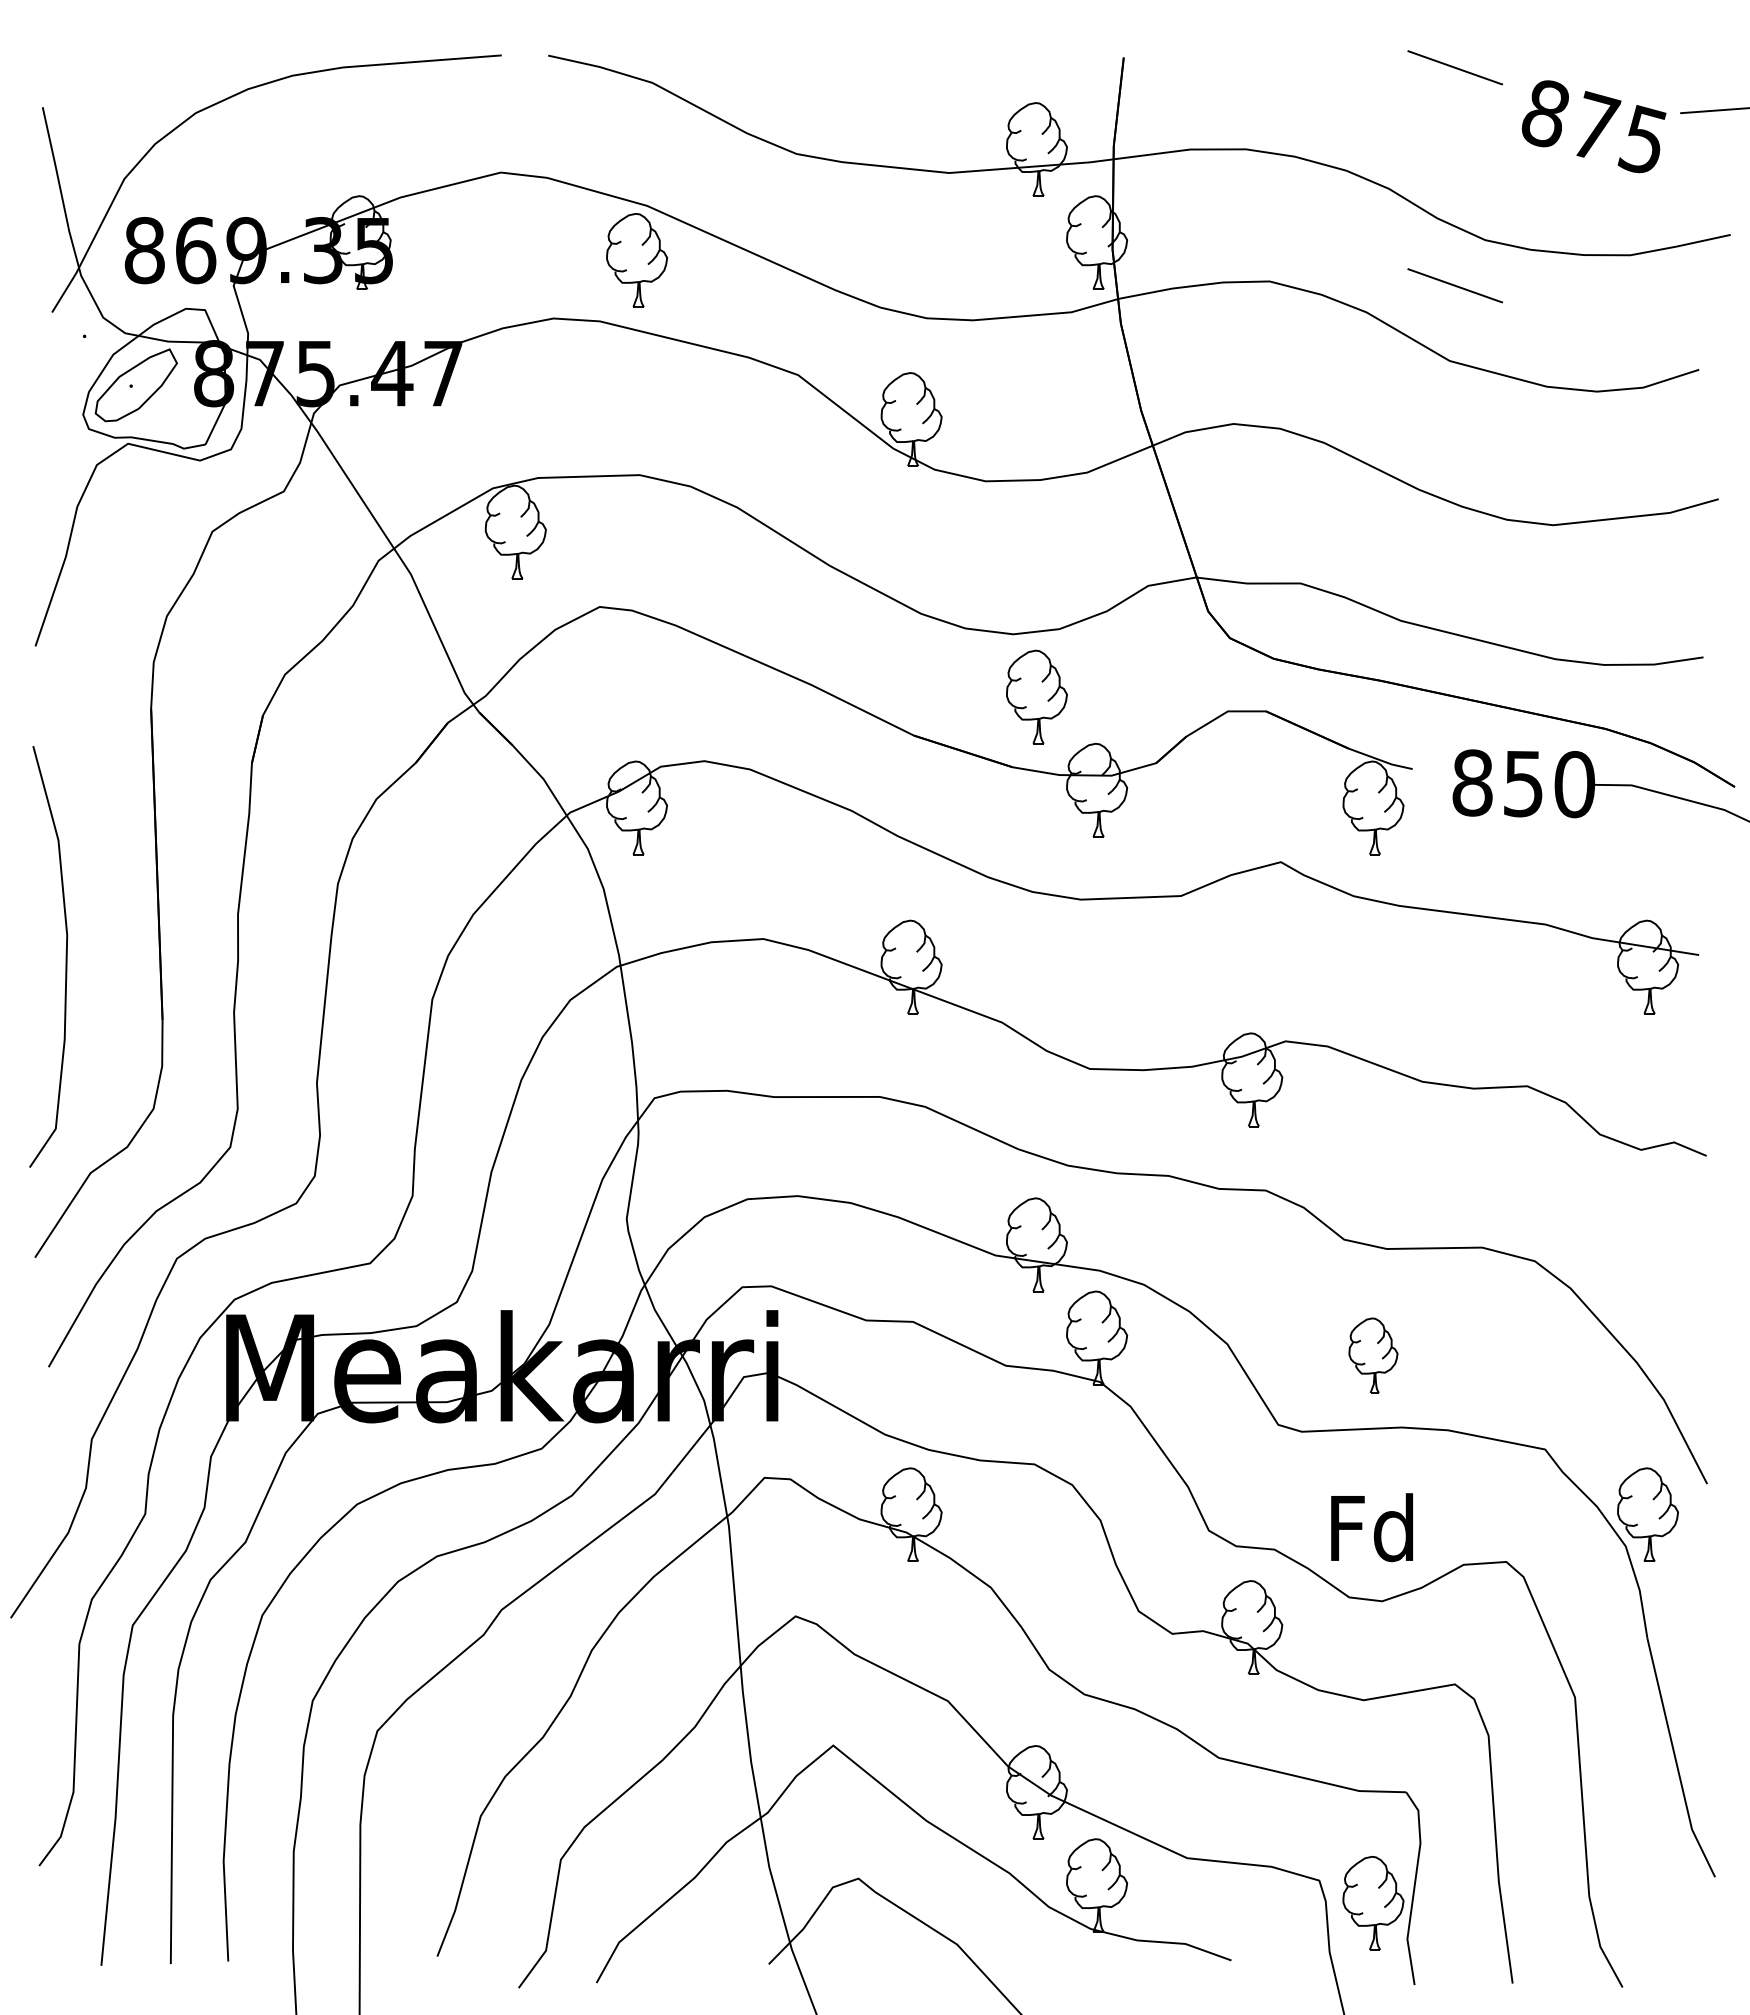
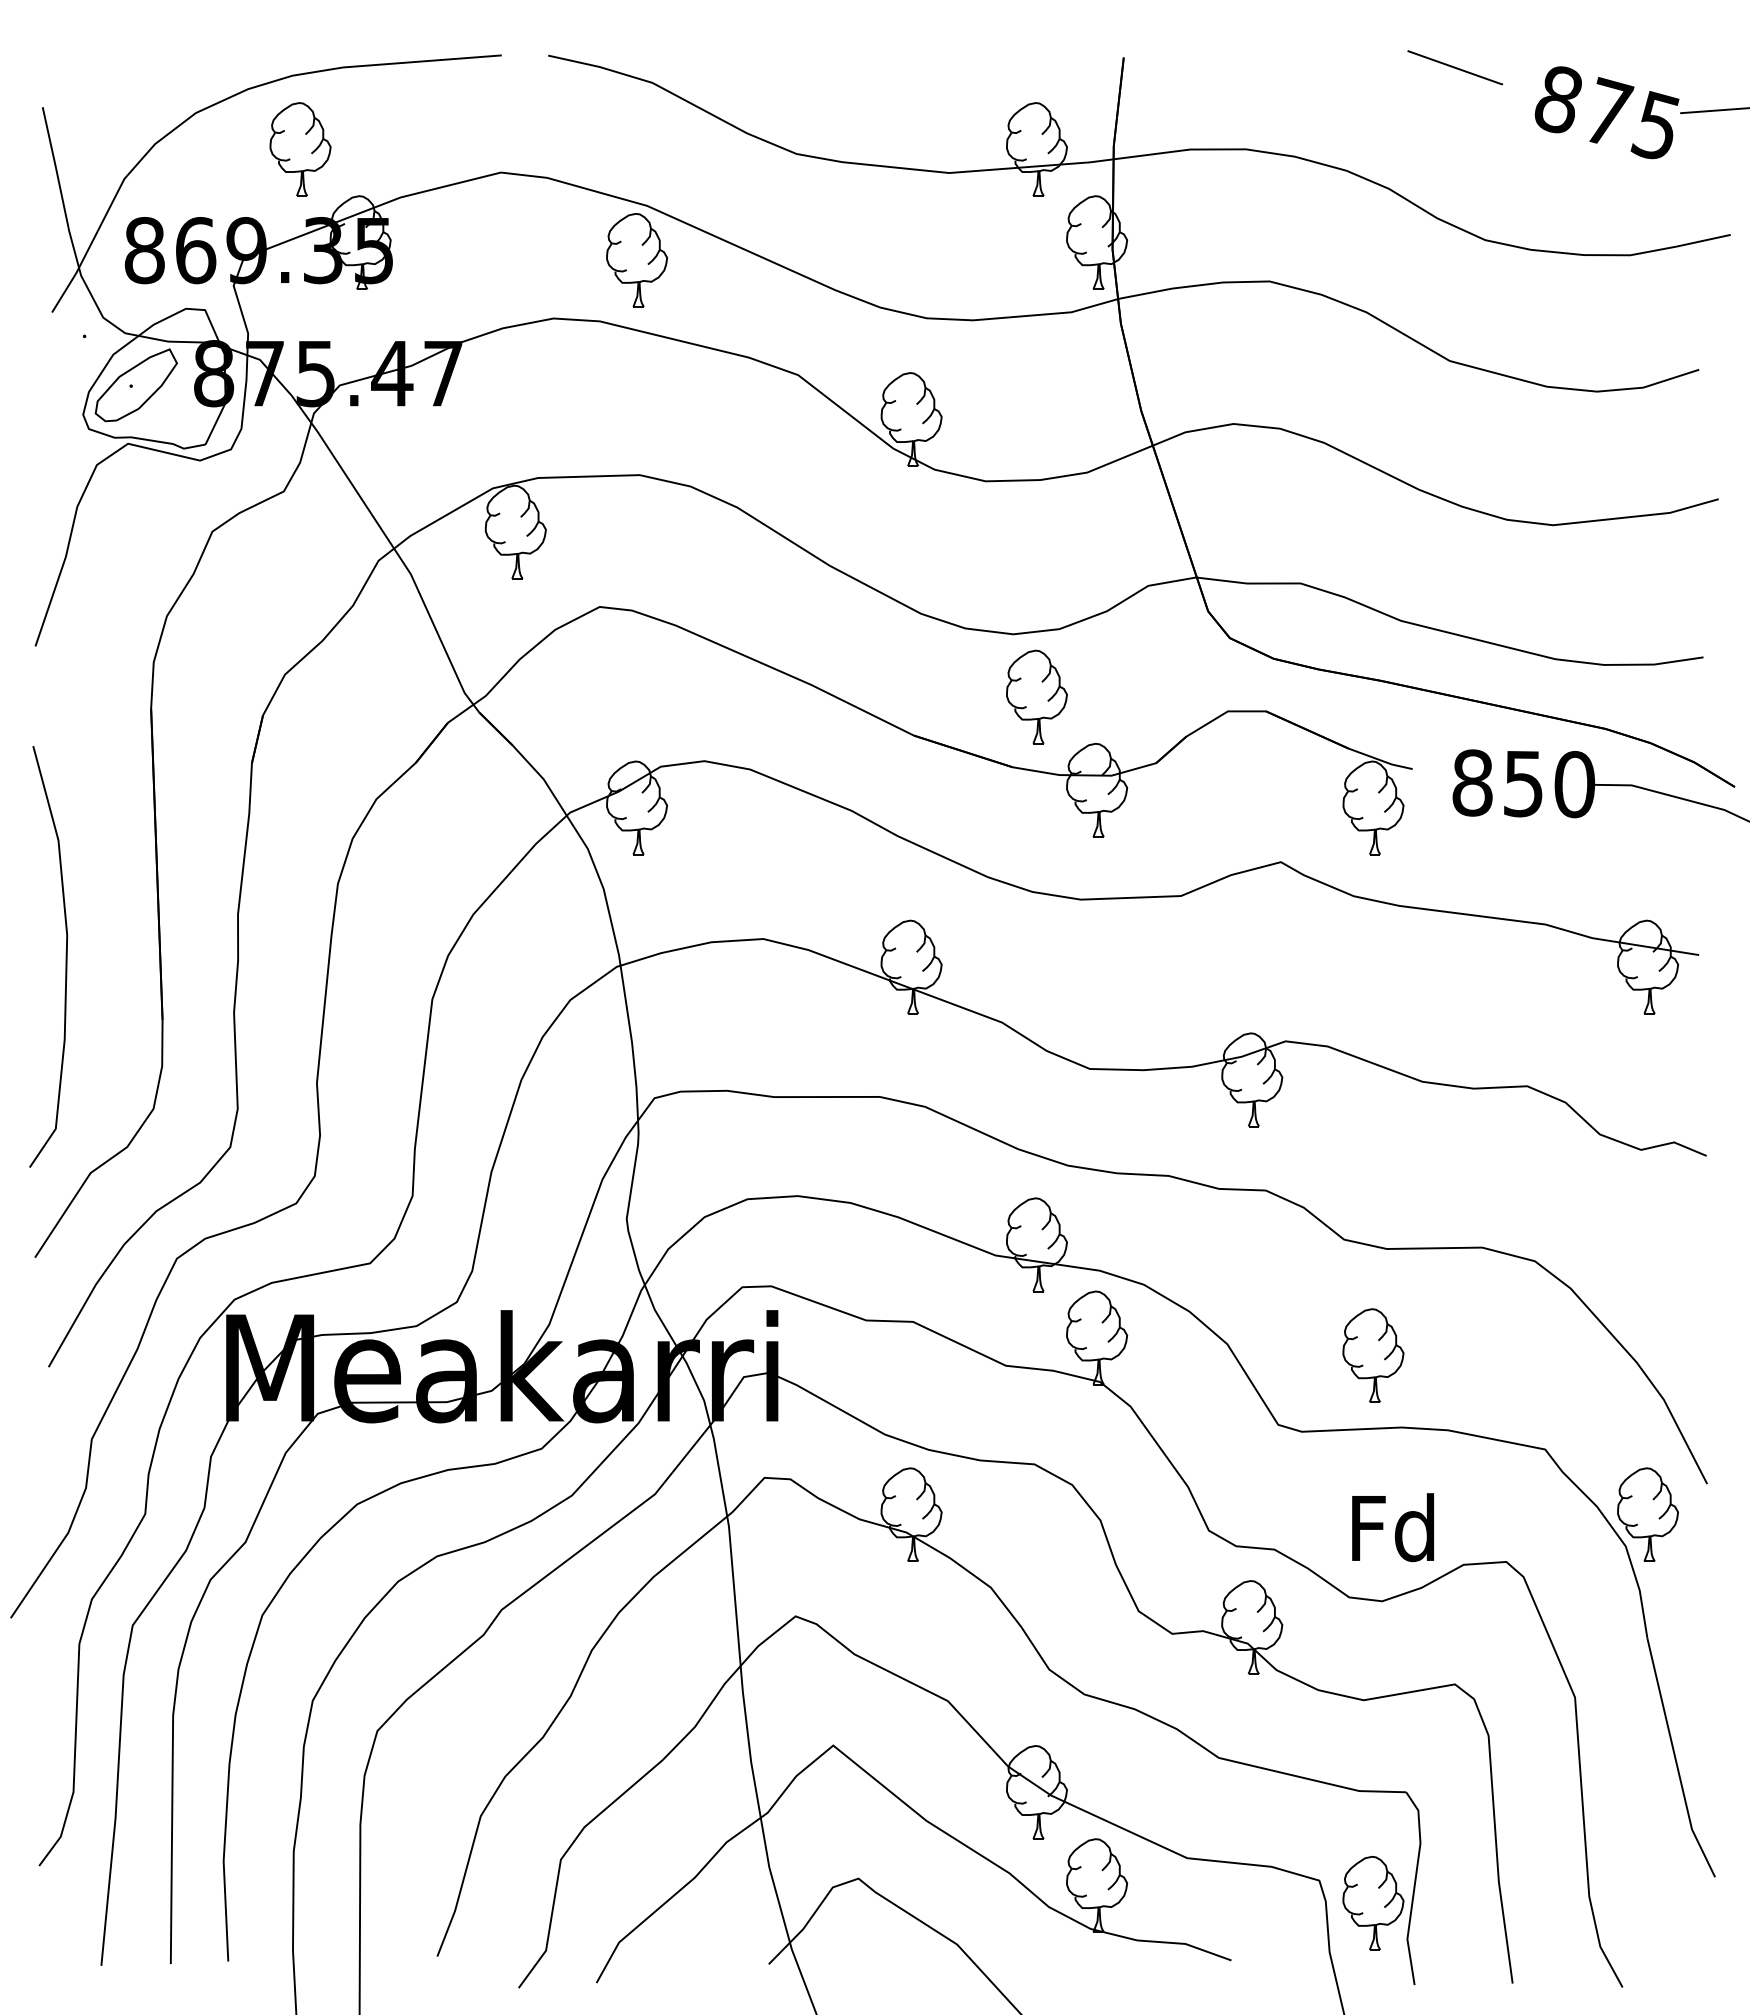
text position: (1593, 126) -> (1606, 112) (1606, 112)
part: none -> present (300, 149)
line: present -> none (1454, 285)
part size: 51x77 px -> 63x95 px (1373, 1355)
text position: (1371, 1527) -> (1392, 1527) (1392, 1527)
